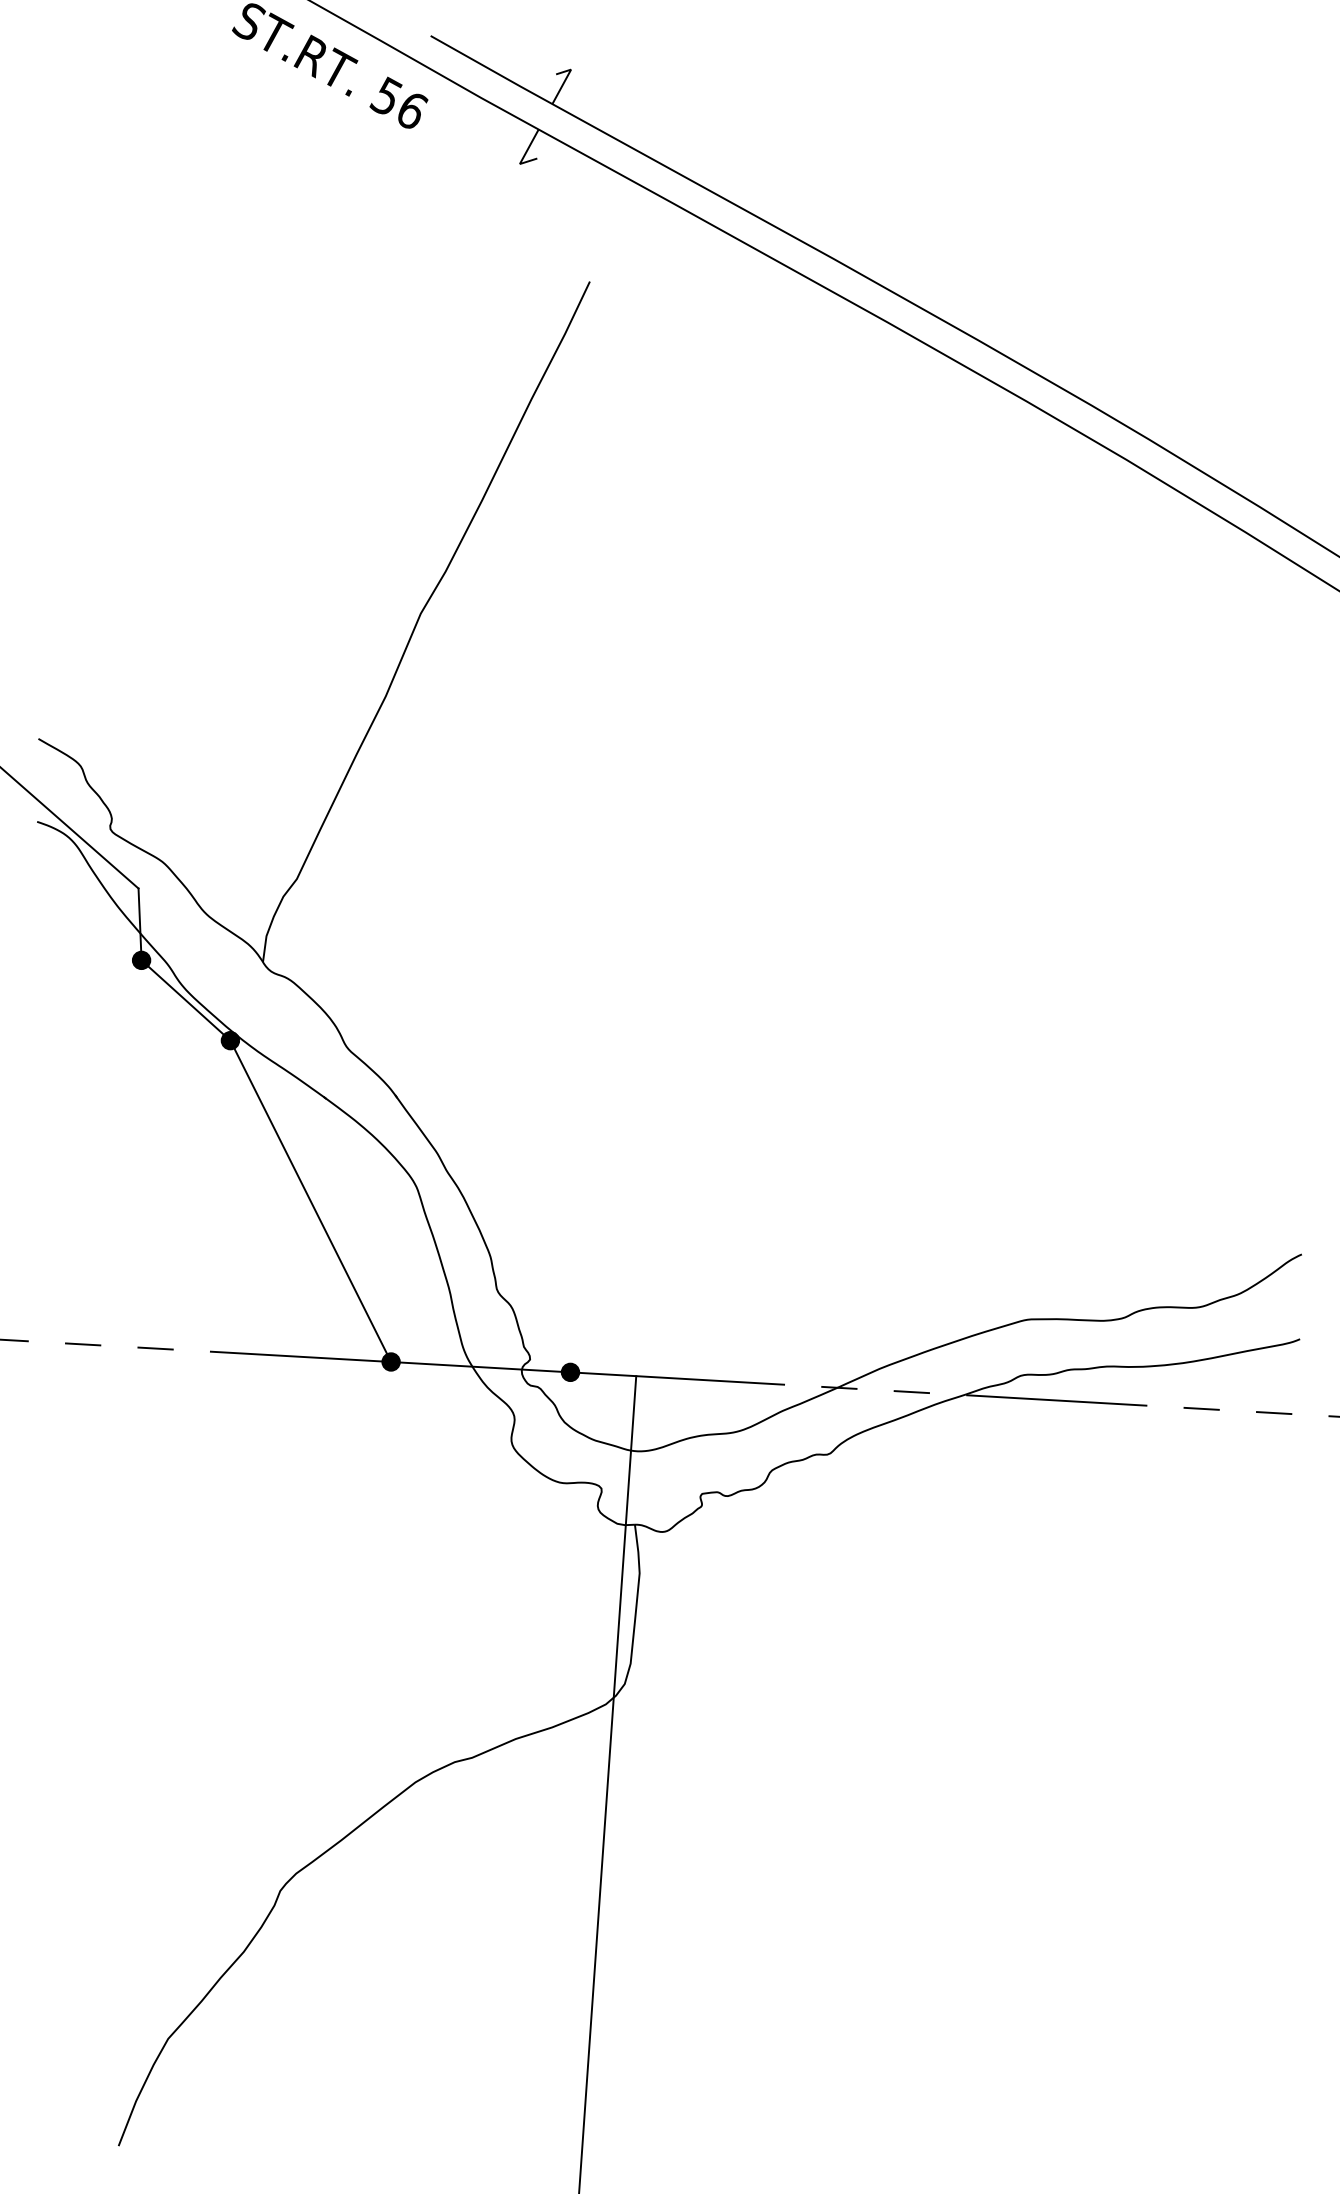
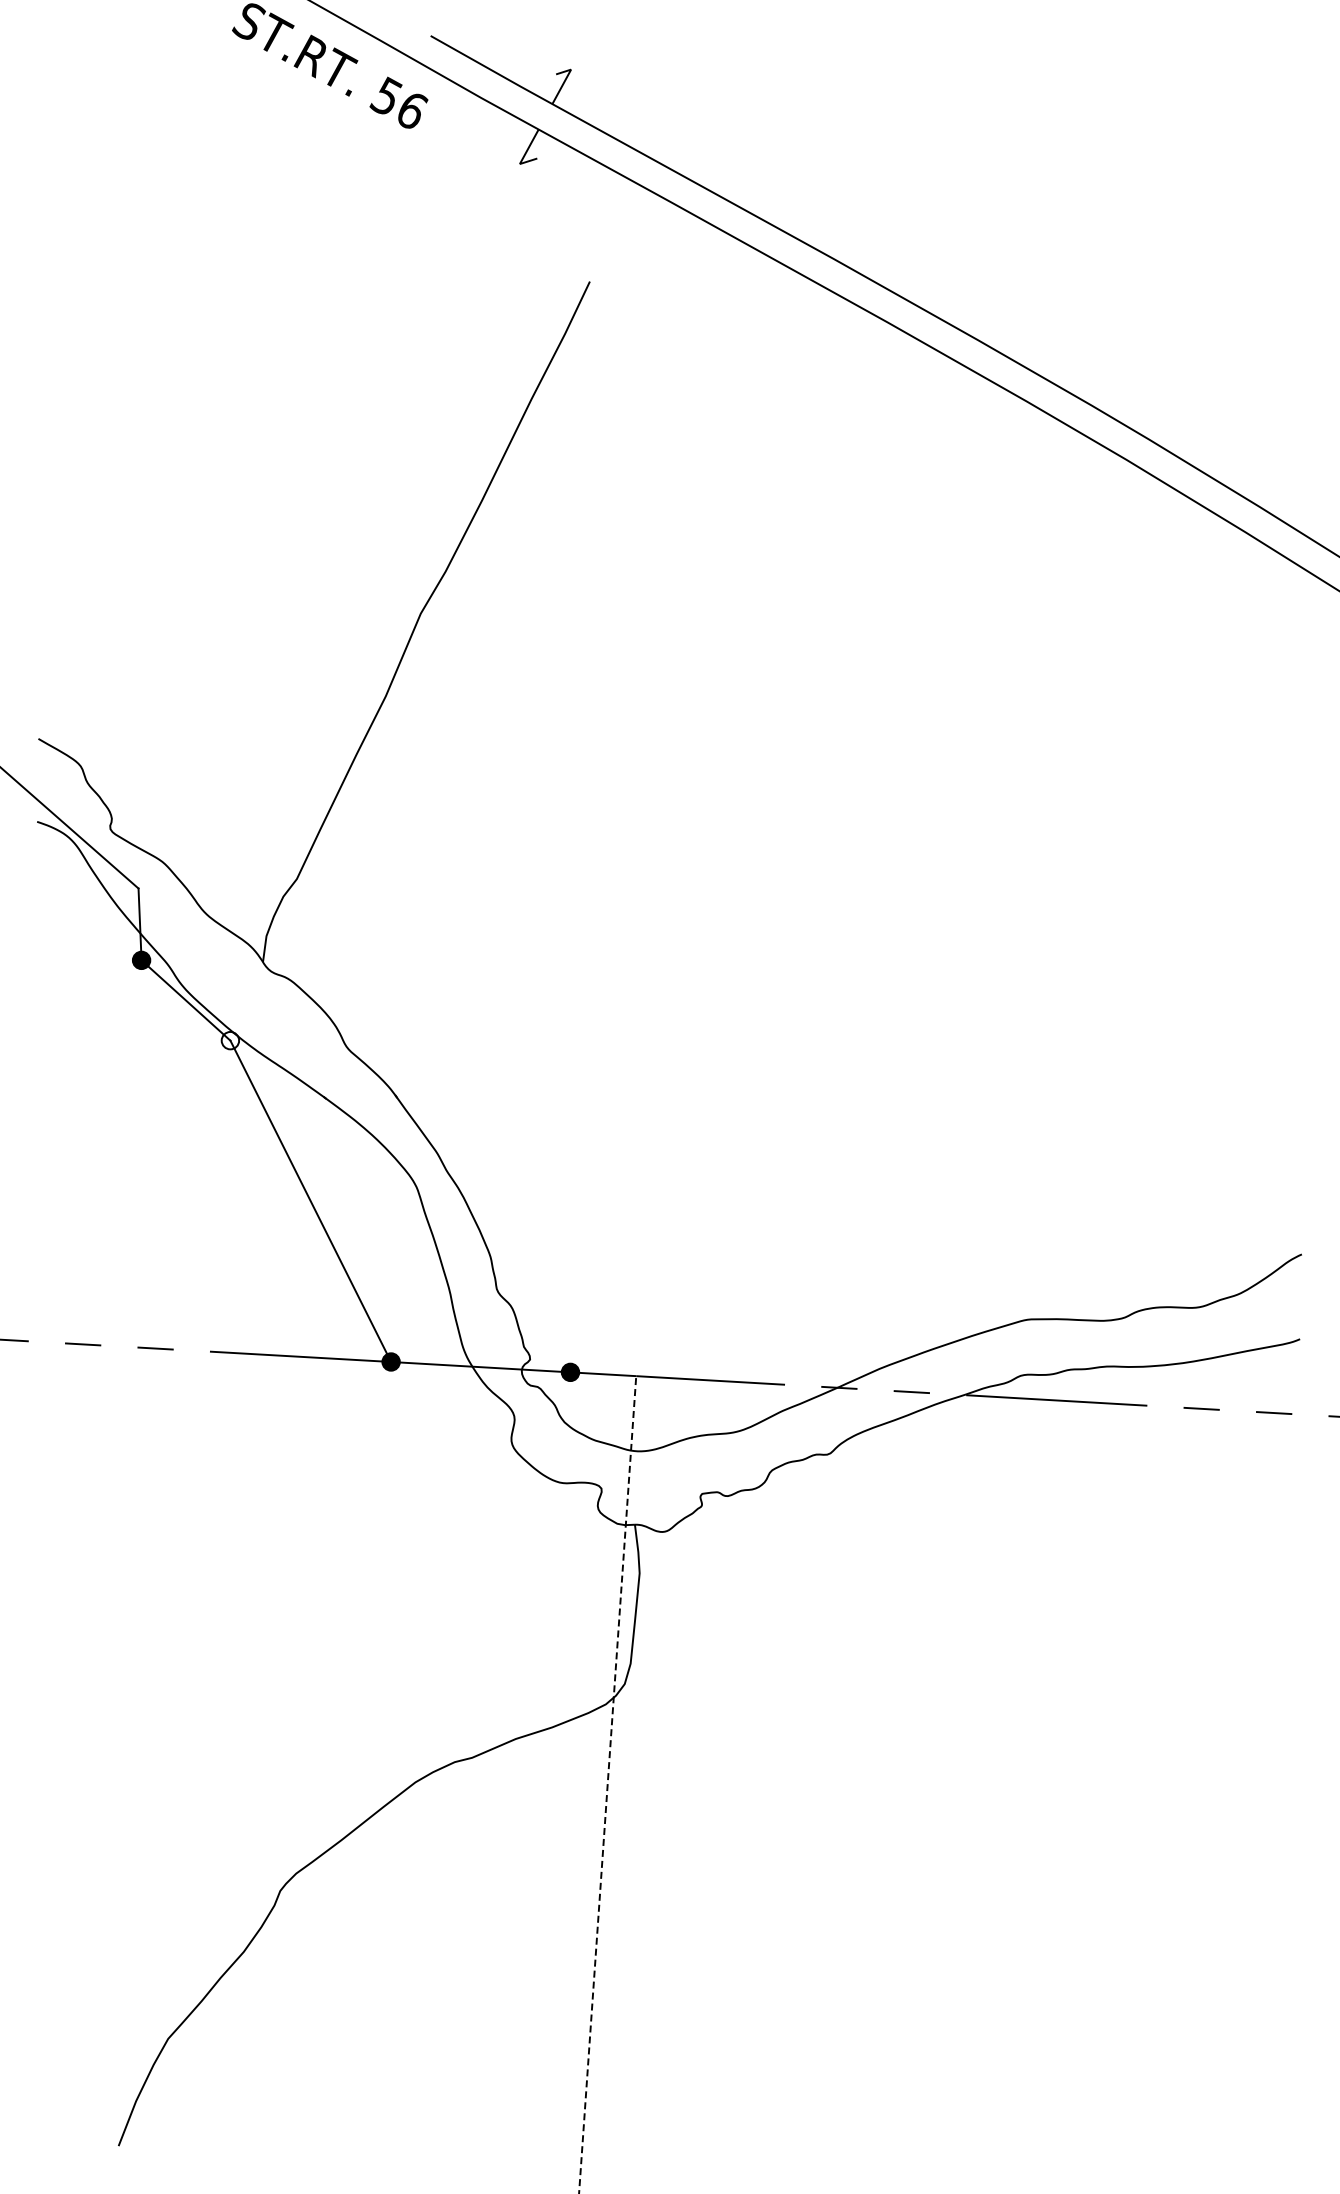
fill: present -> none (230, 1040)
line: solid -> dashed (607, 1784)
